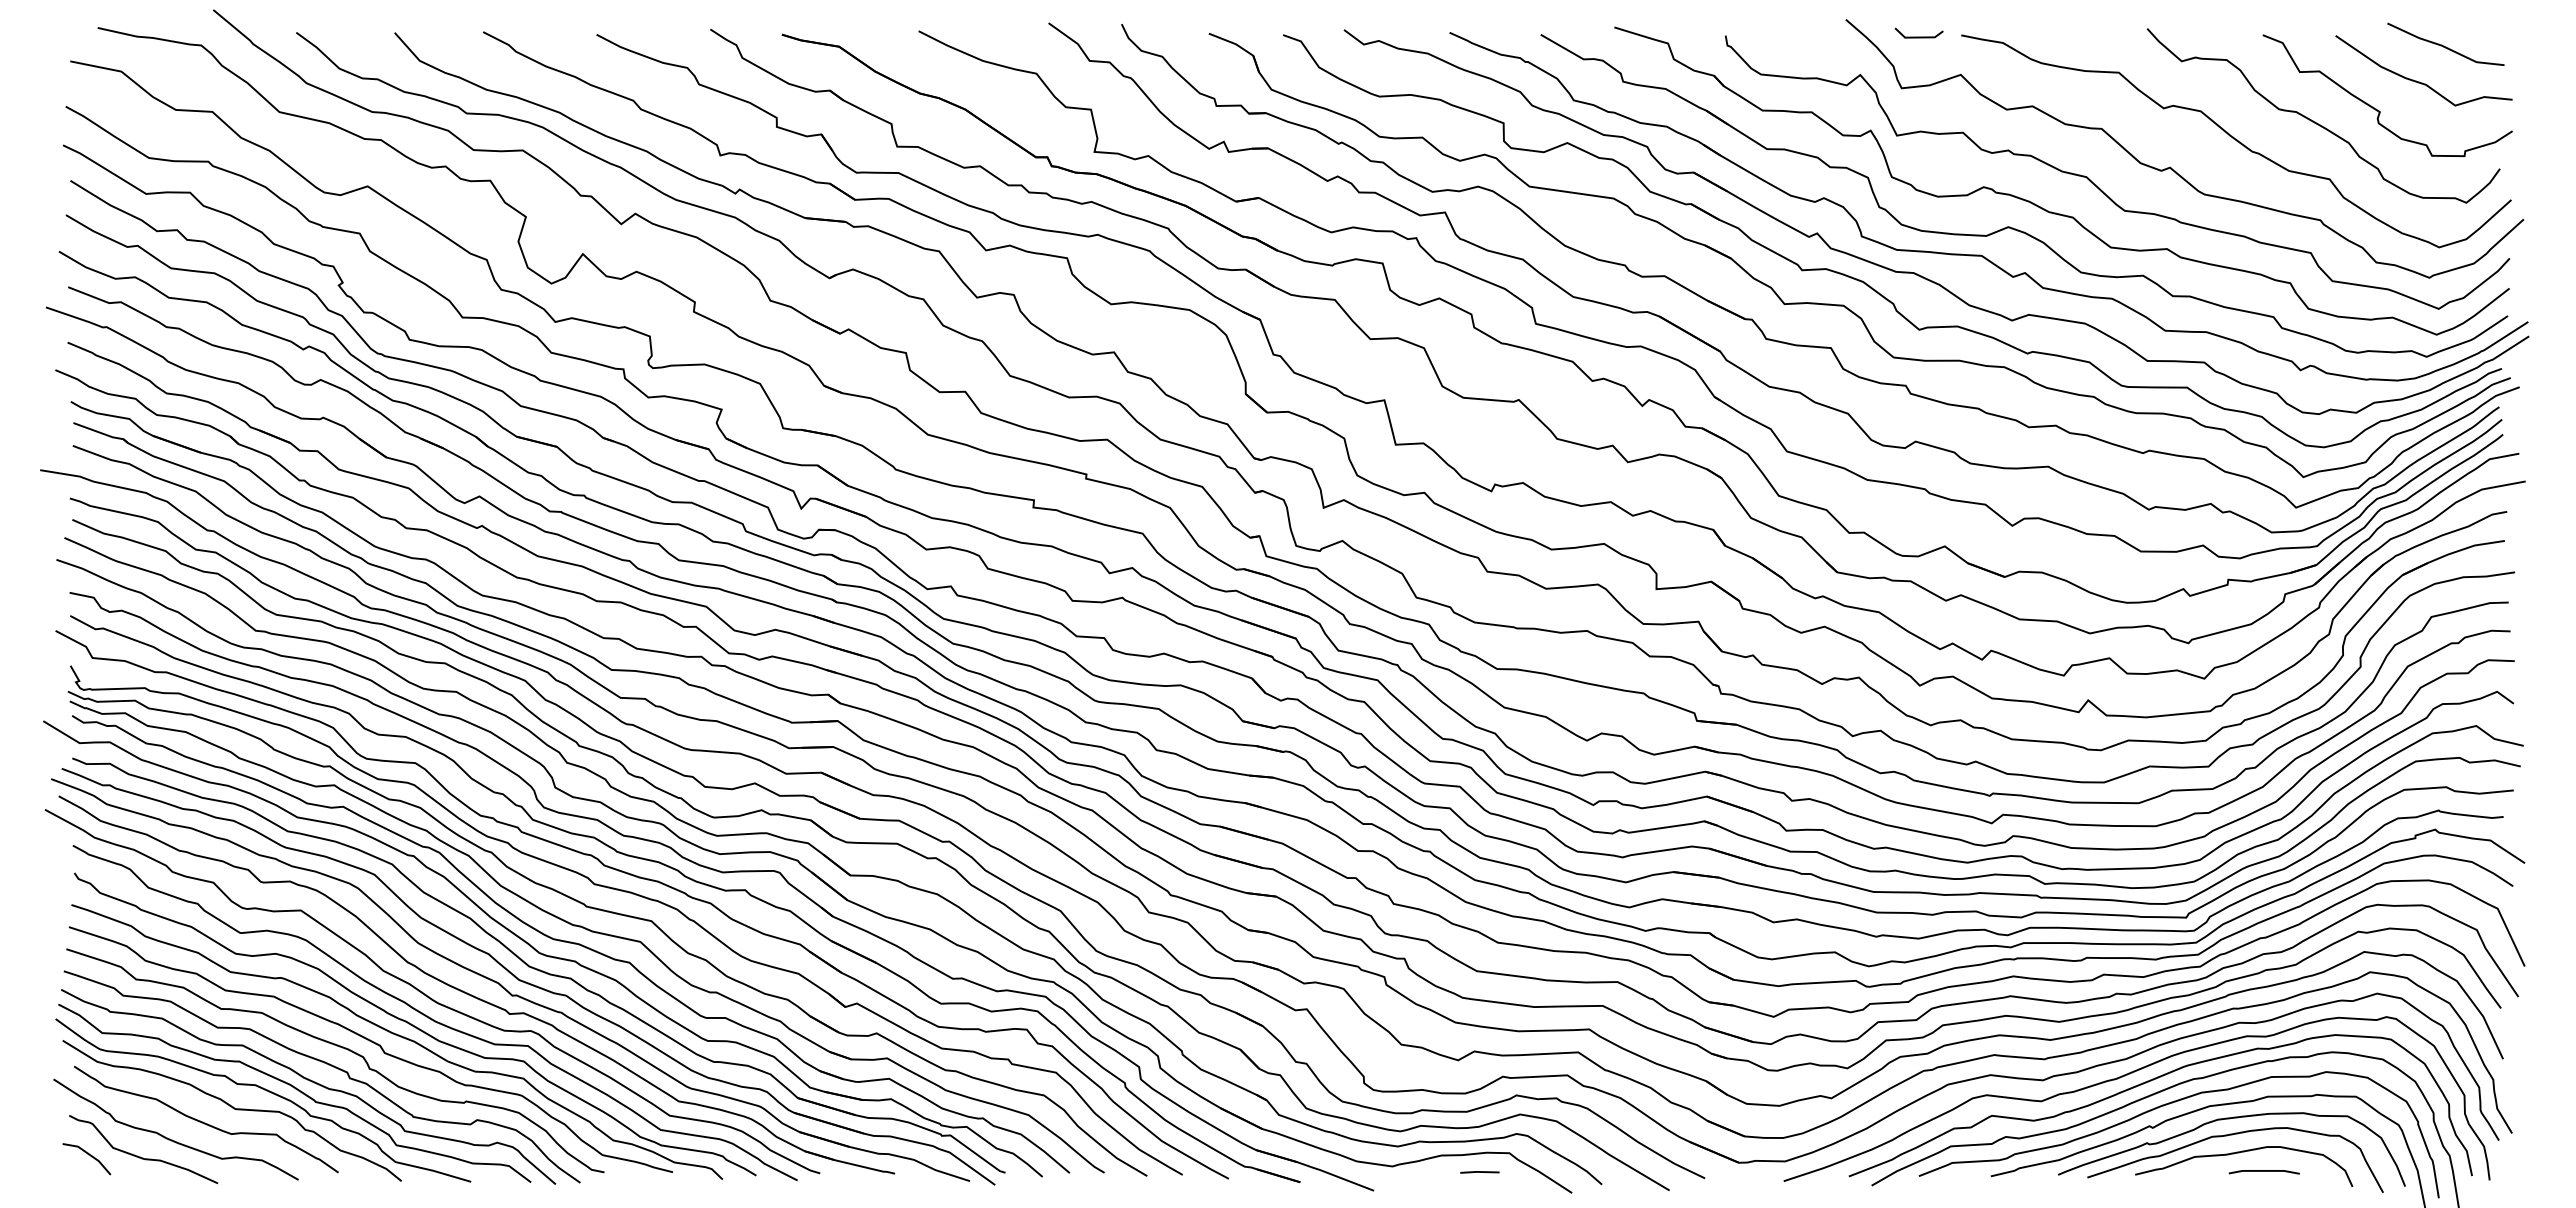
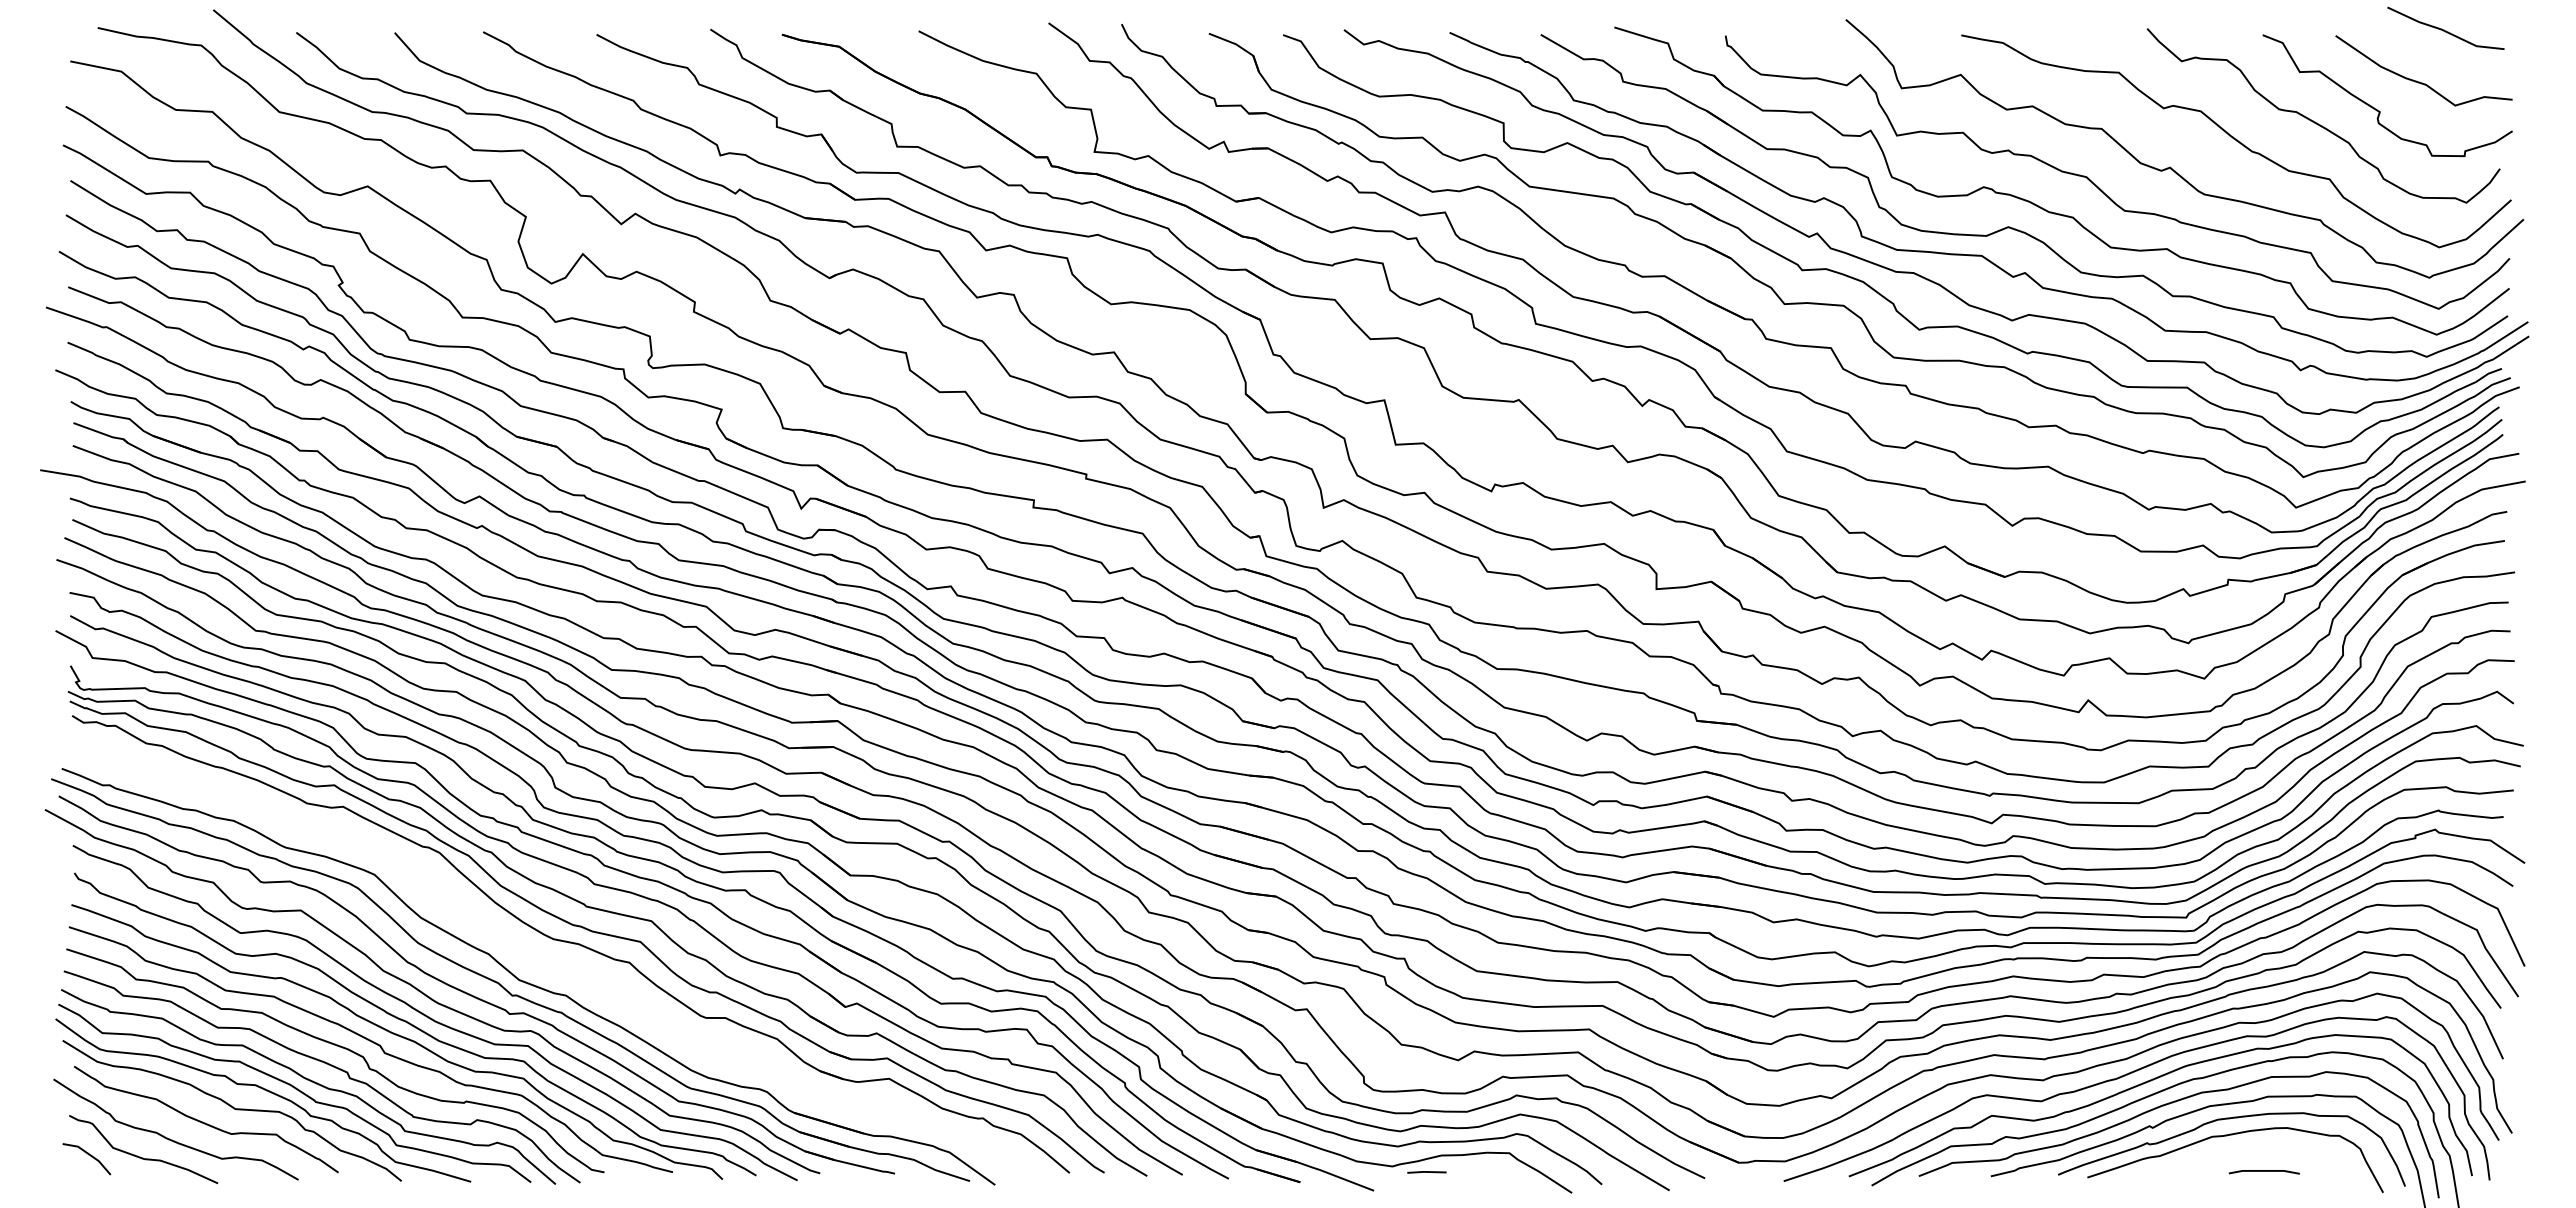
line: present -> none (1918, 36)
line position: (2444, 45) -> (2444, 29) (2444, 29)
part: present -> none (542, 948)
curve: present -> none (2239, 1153)
line position: (1479, 1172) -> (1426, 1172) (1426, 1172)
